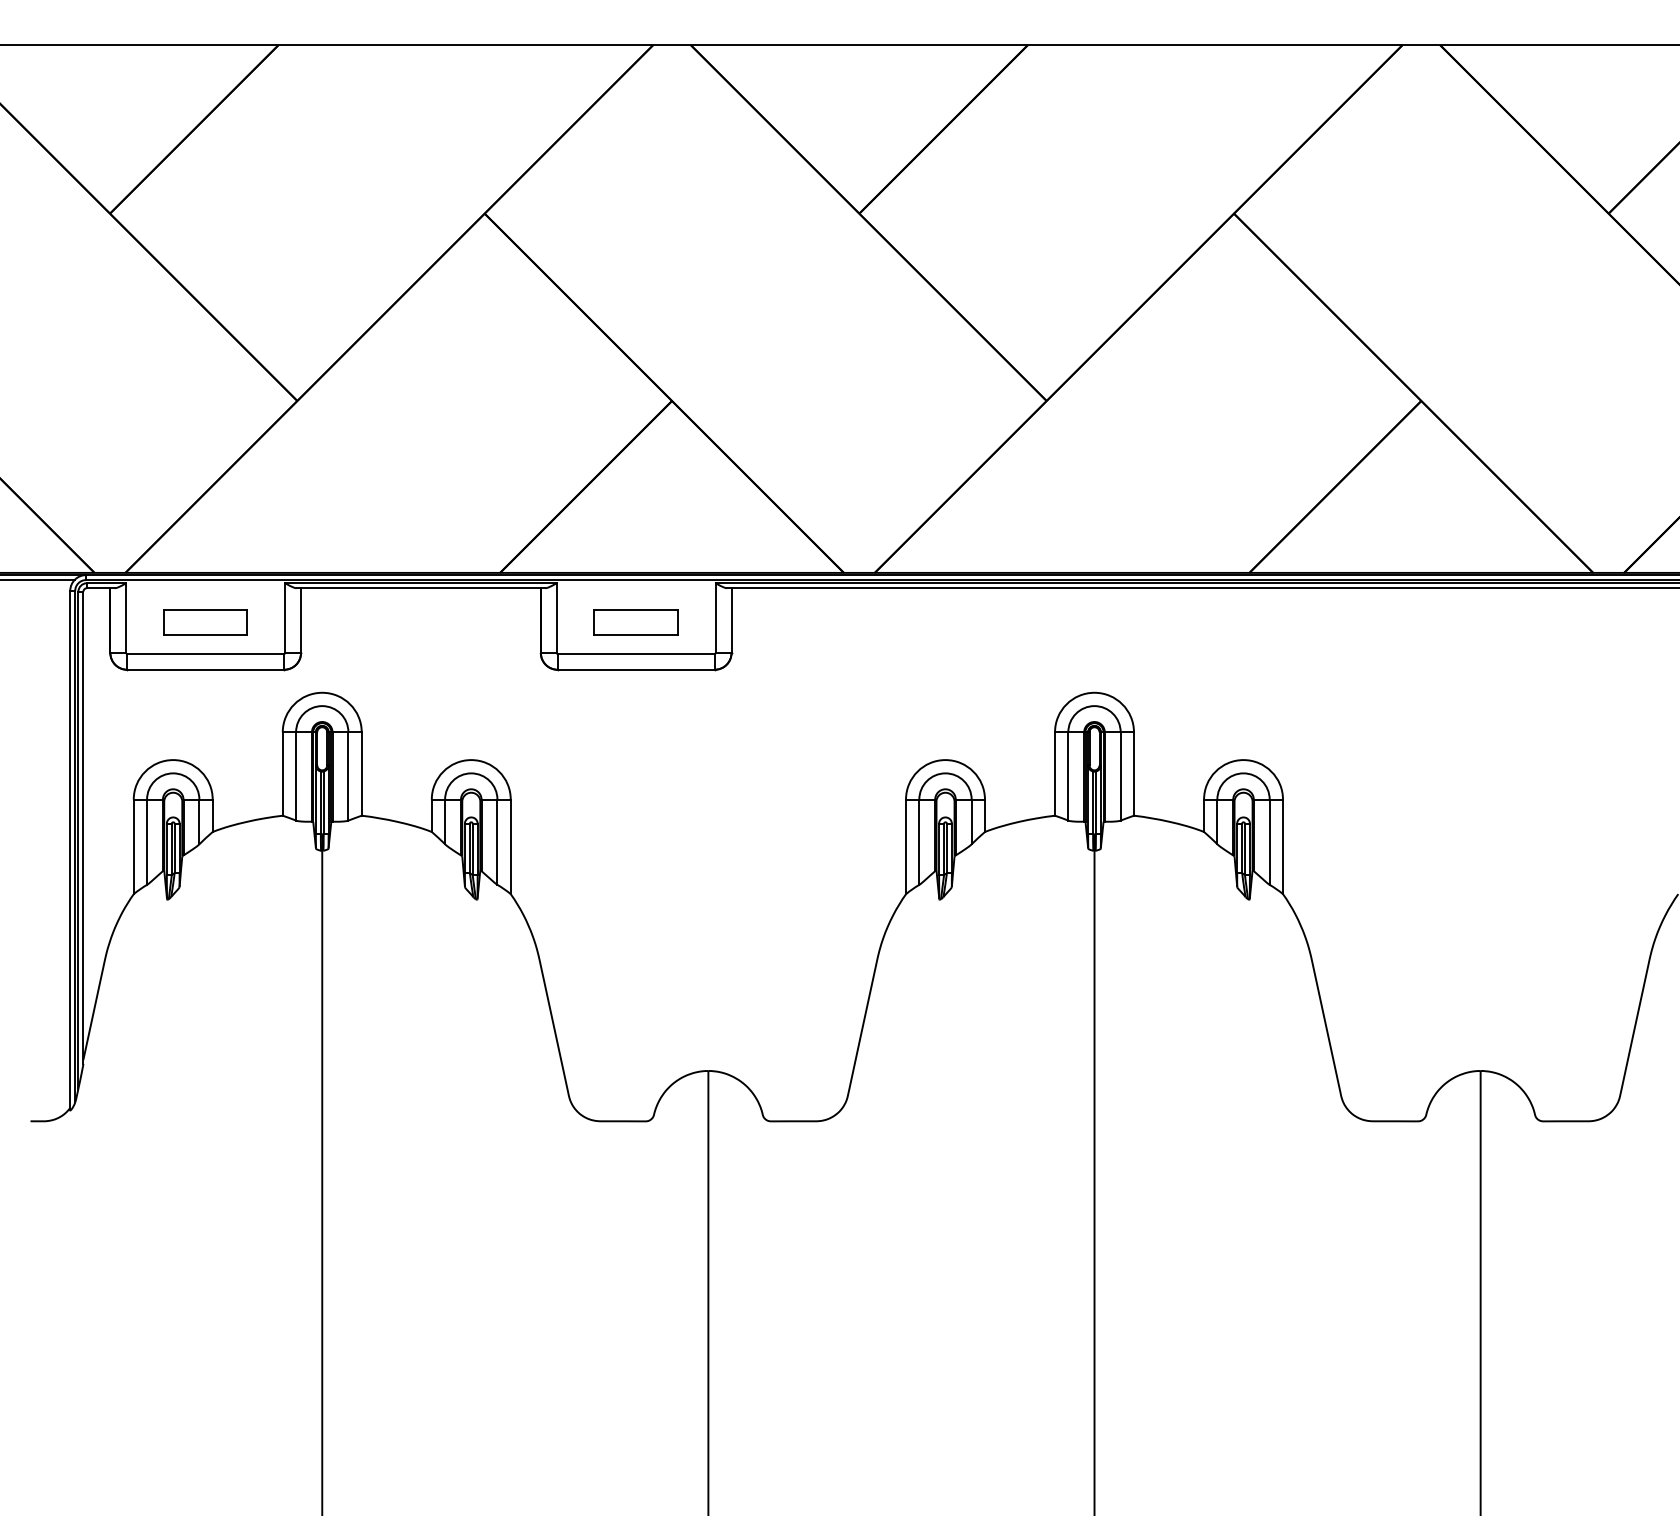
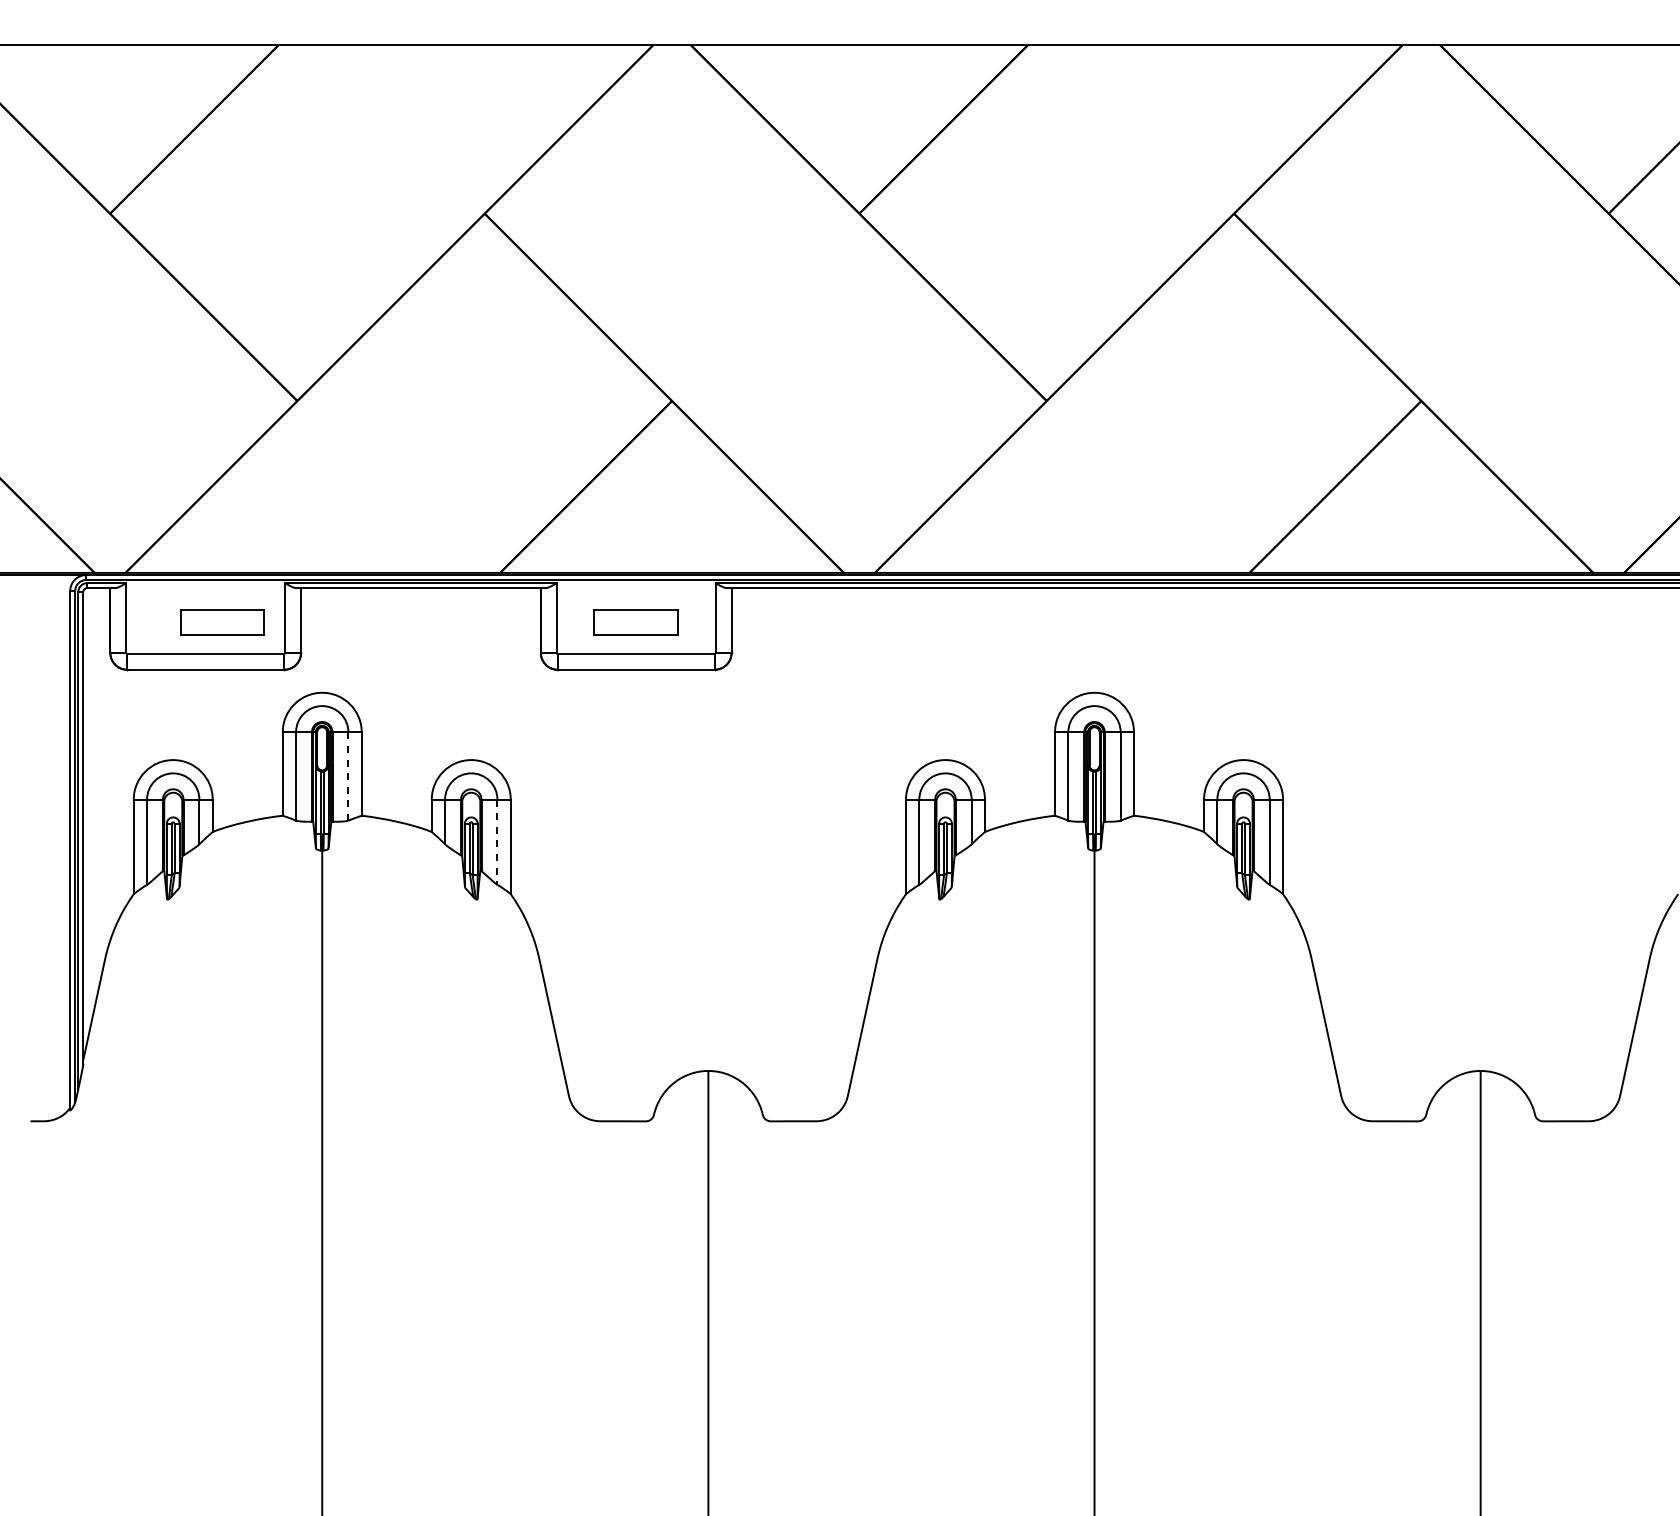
line: present -> none (38, 580)
part position: (205, 622) -> (222, 622) (222, 622)
line: solid -> dashed (348, 776)
line: solid -> dashed (497, 842)
